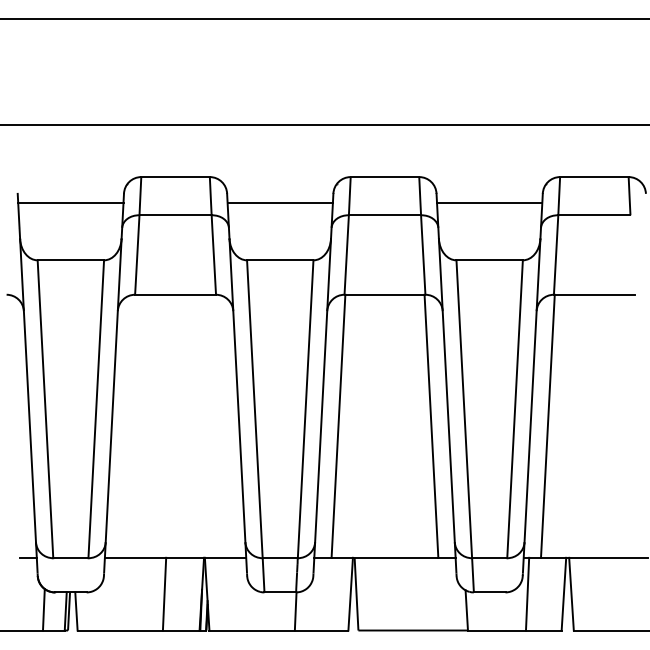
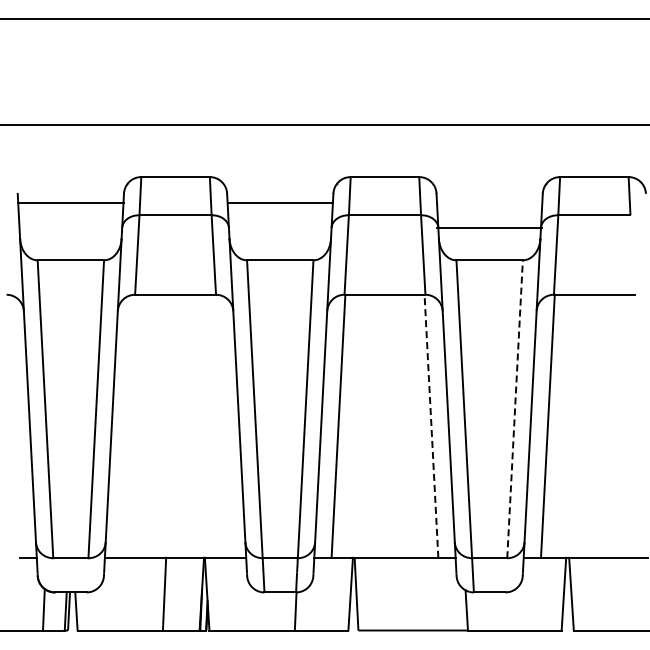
line position: (489, 202) -> (489, 227) (489, 227)
line: solid -> dashed (515, 408)
line: solid -> dashed (431, 426)
line: present -> none (527, 593)
